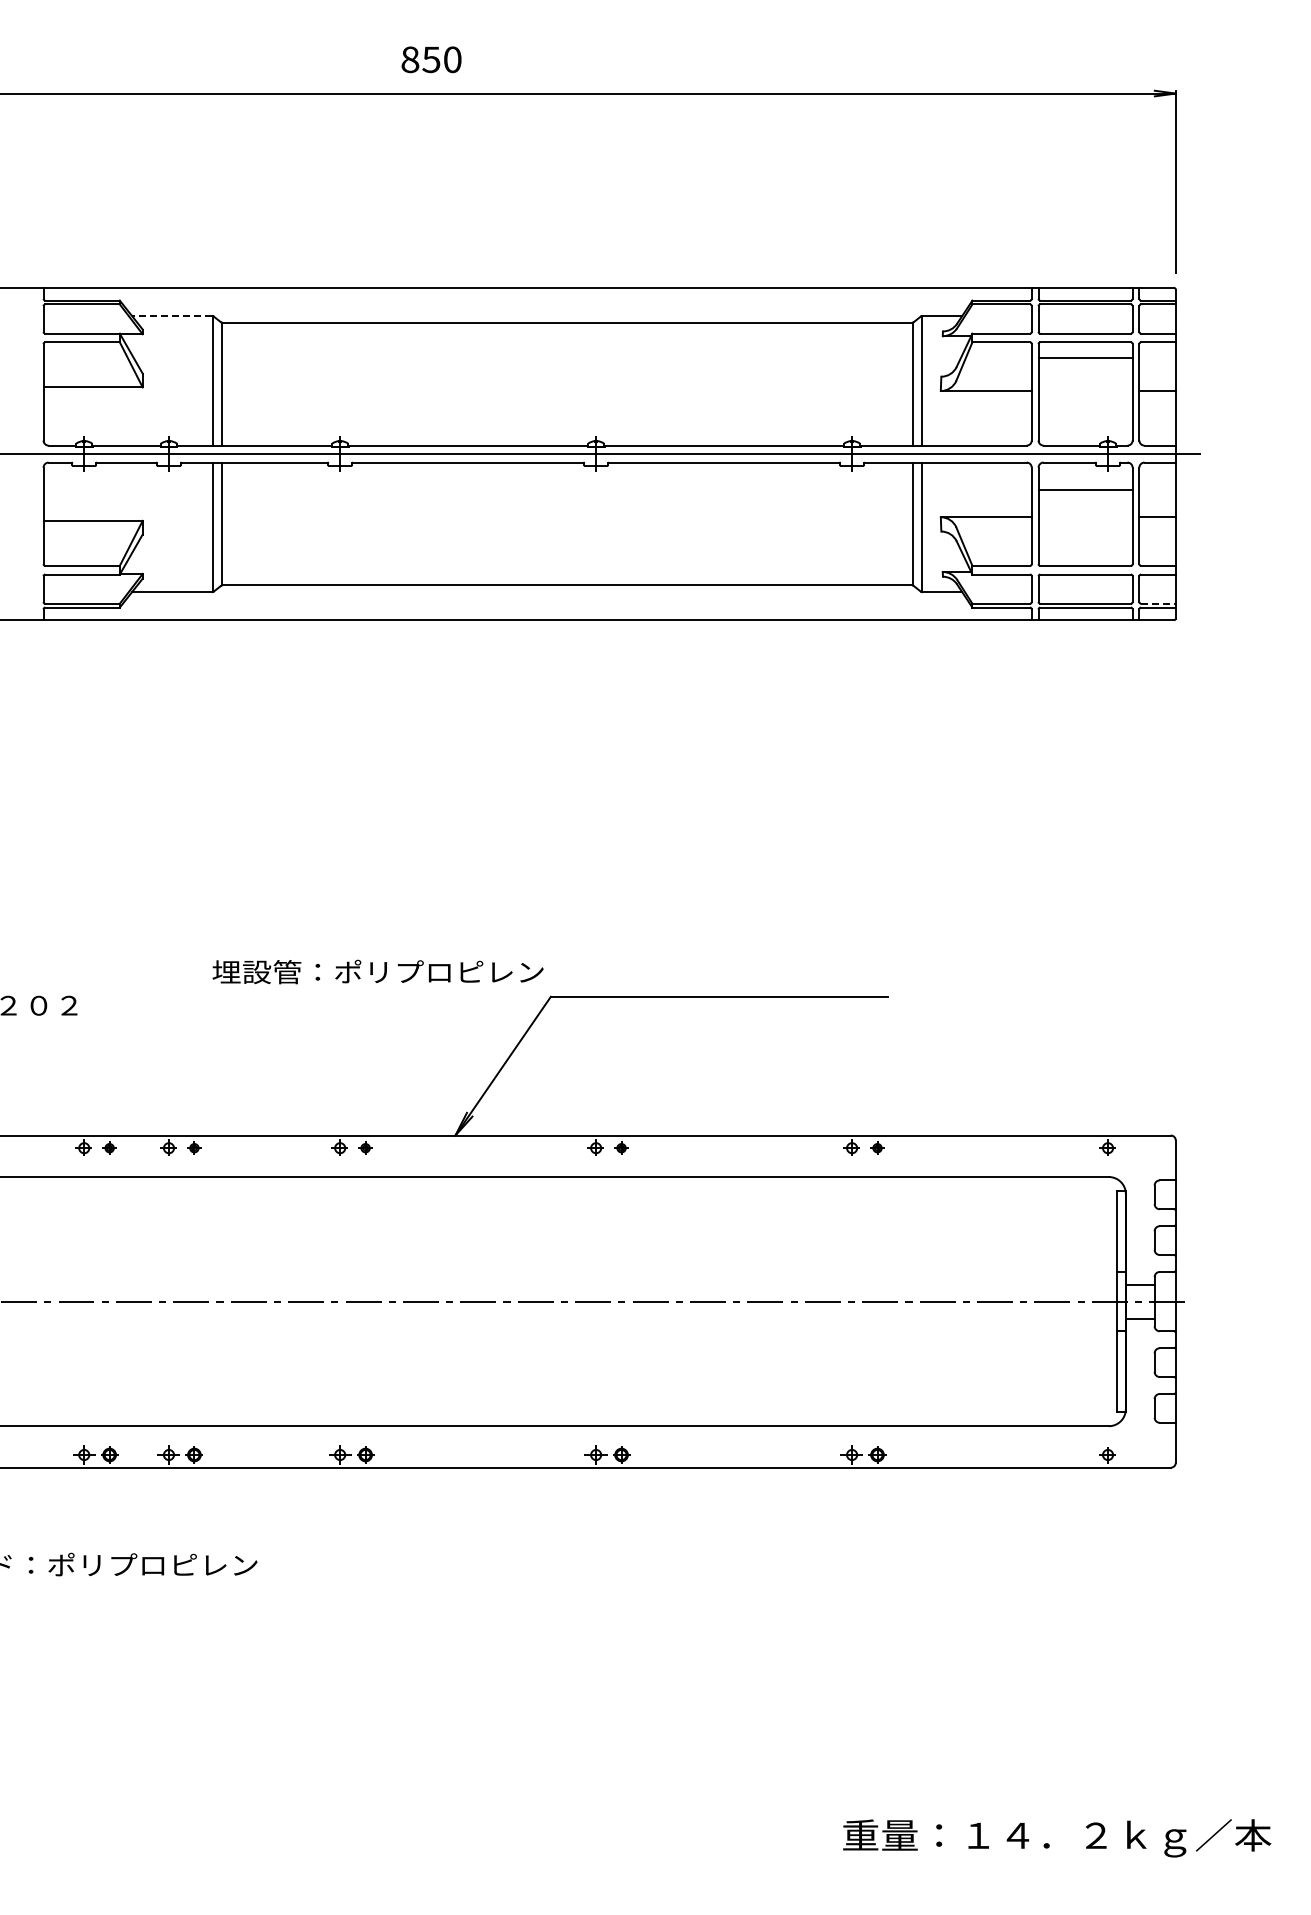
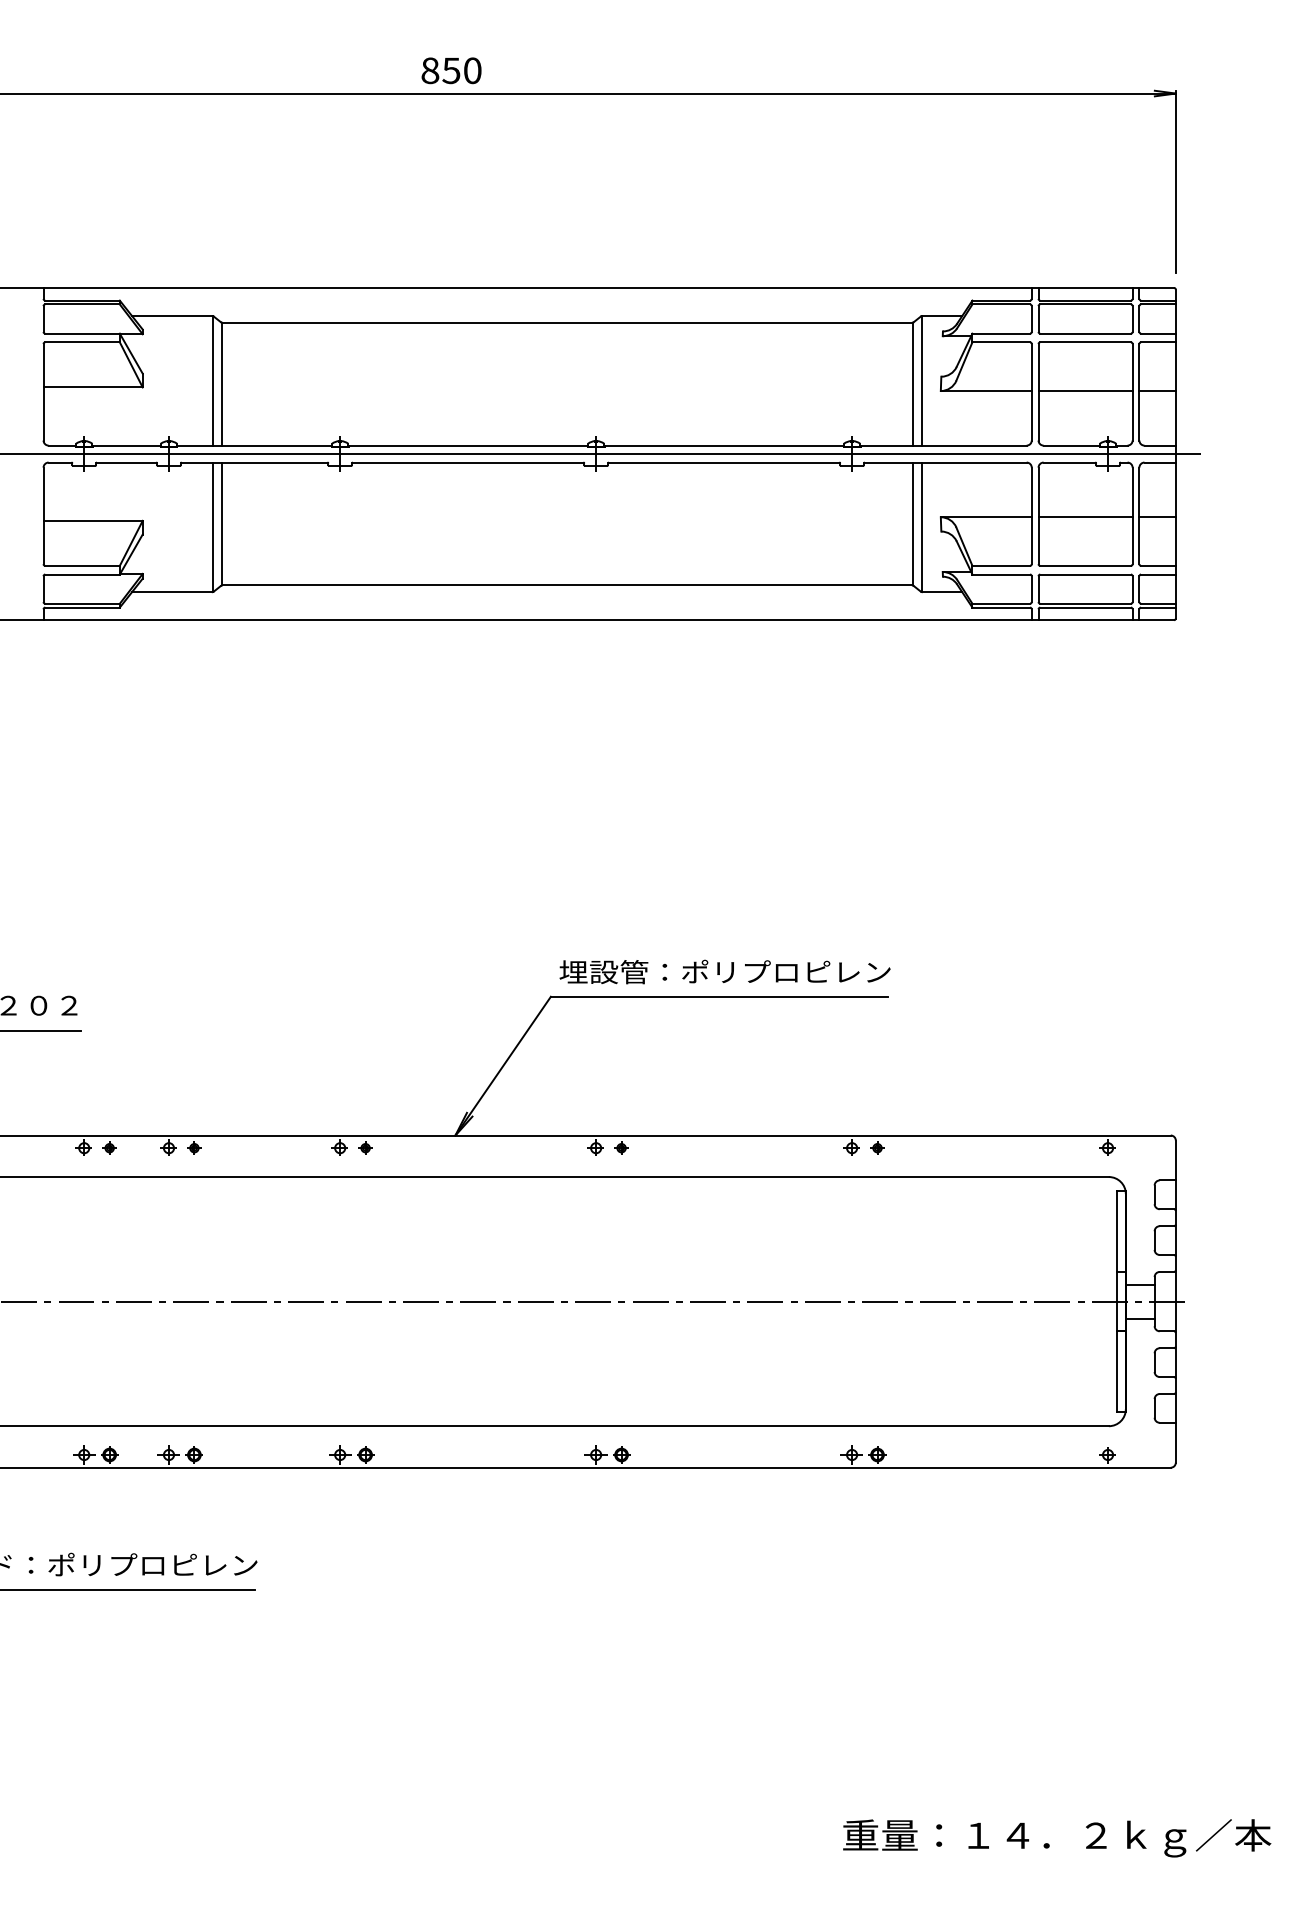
text position: (431, 59) -> (451, 70) (451, 70)
line: dashed -> solid (171, 315)
line position: (1085, 358) -> (1085, 391) (1085, 391)
line position: (1085, 490) -> (1085, 517) (1085, 517)
line: dashed -> solid (1158, 603)
text position: (377, 971) -> (724, 971) (724, 971)
line: none -> present (41, 1030)
line: none -> present (128, 1589)
